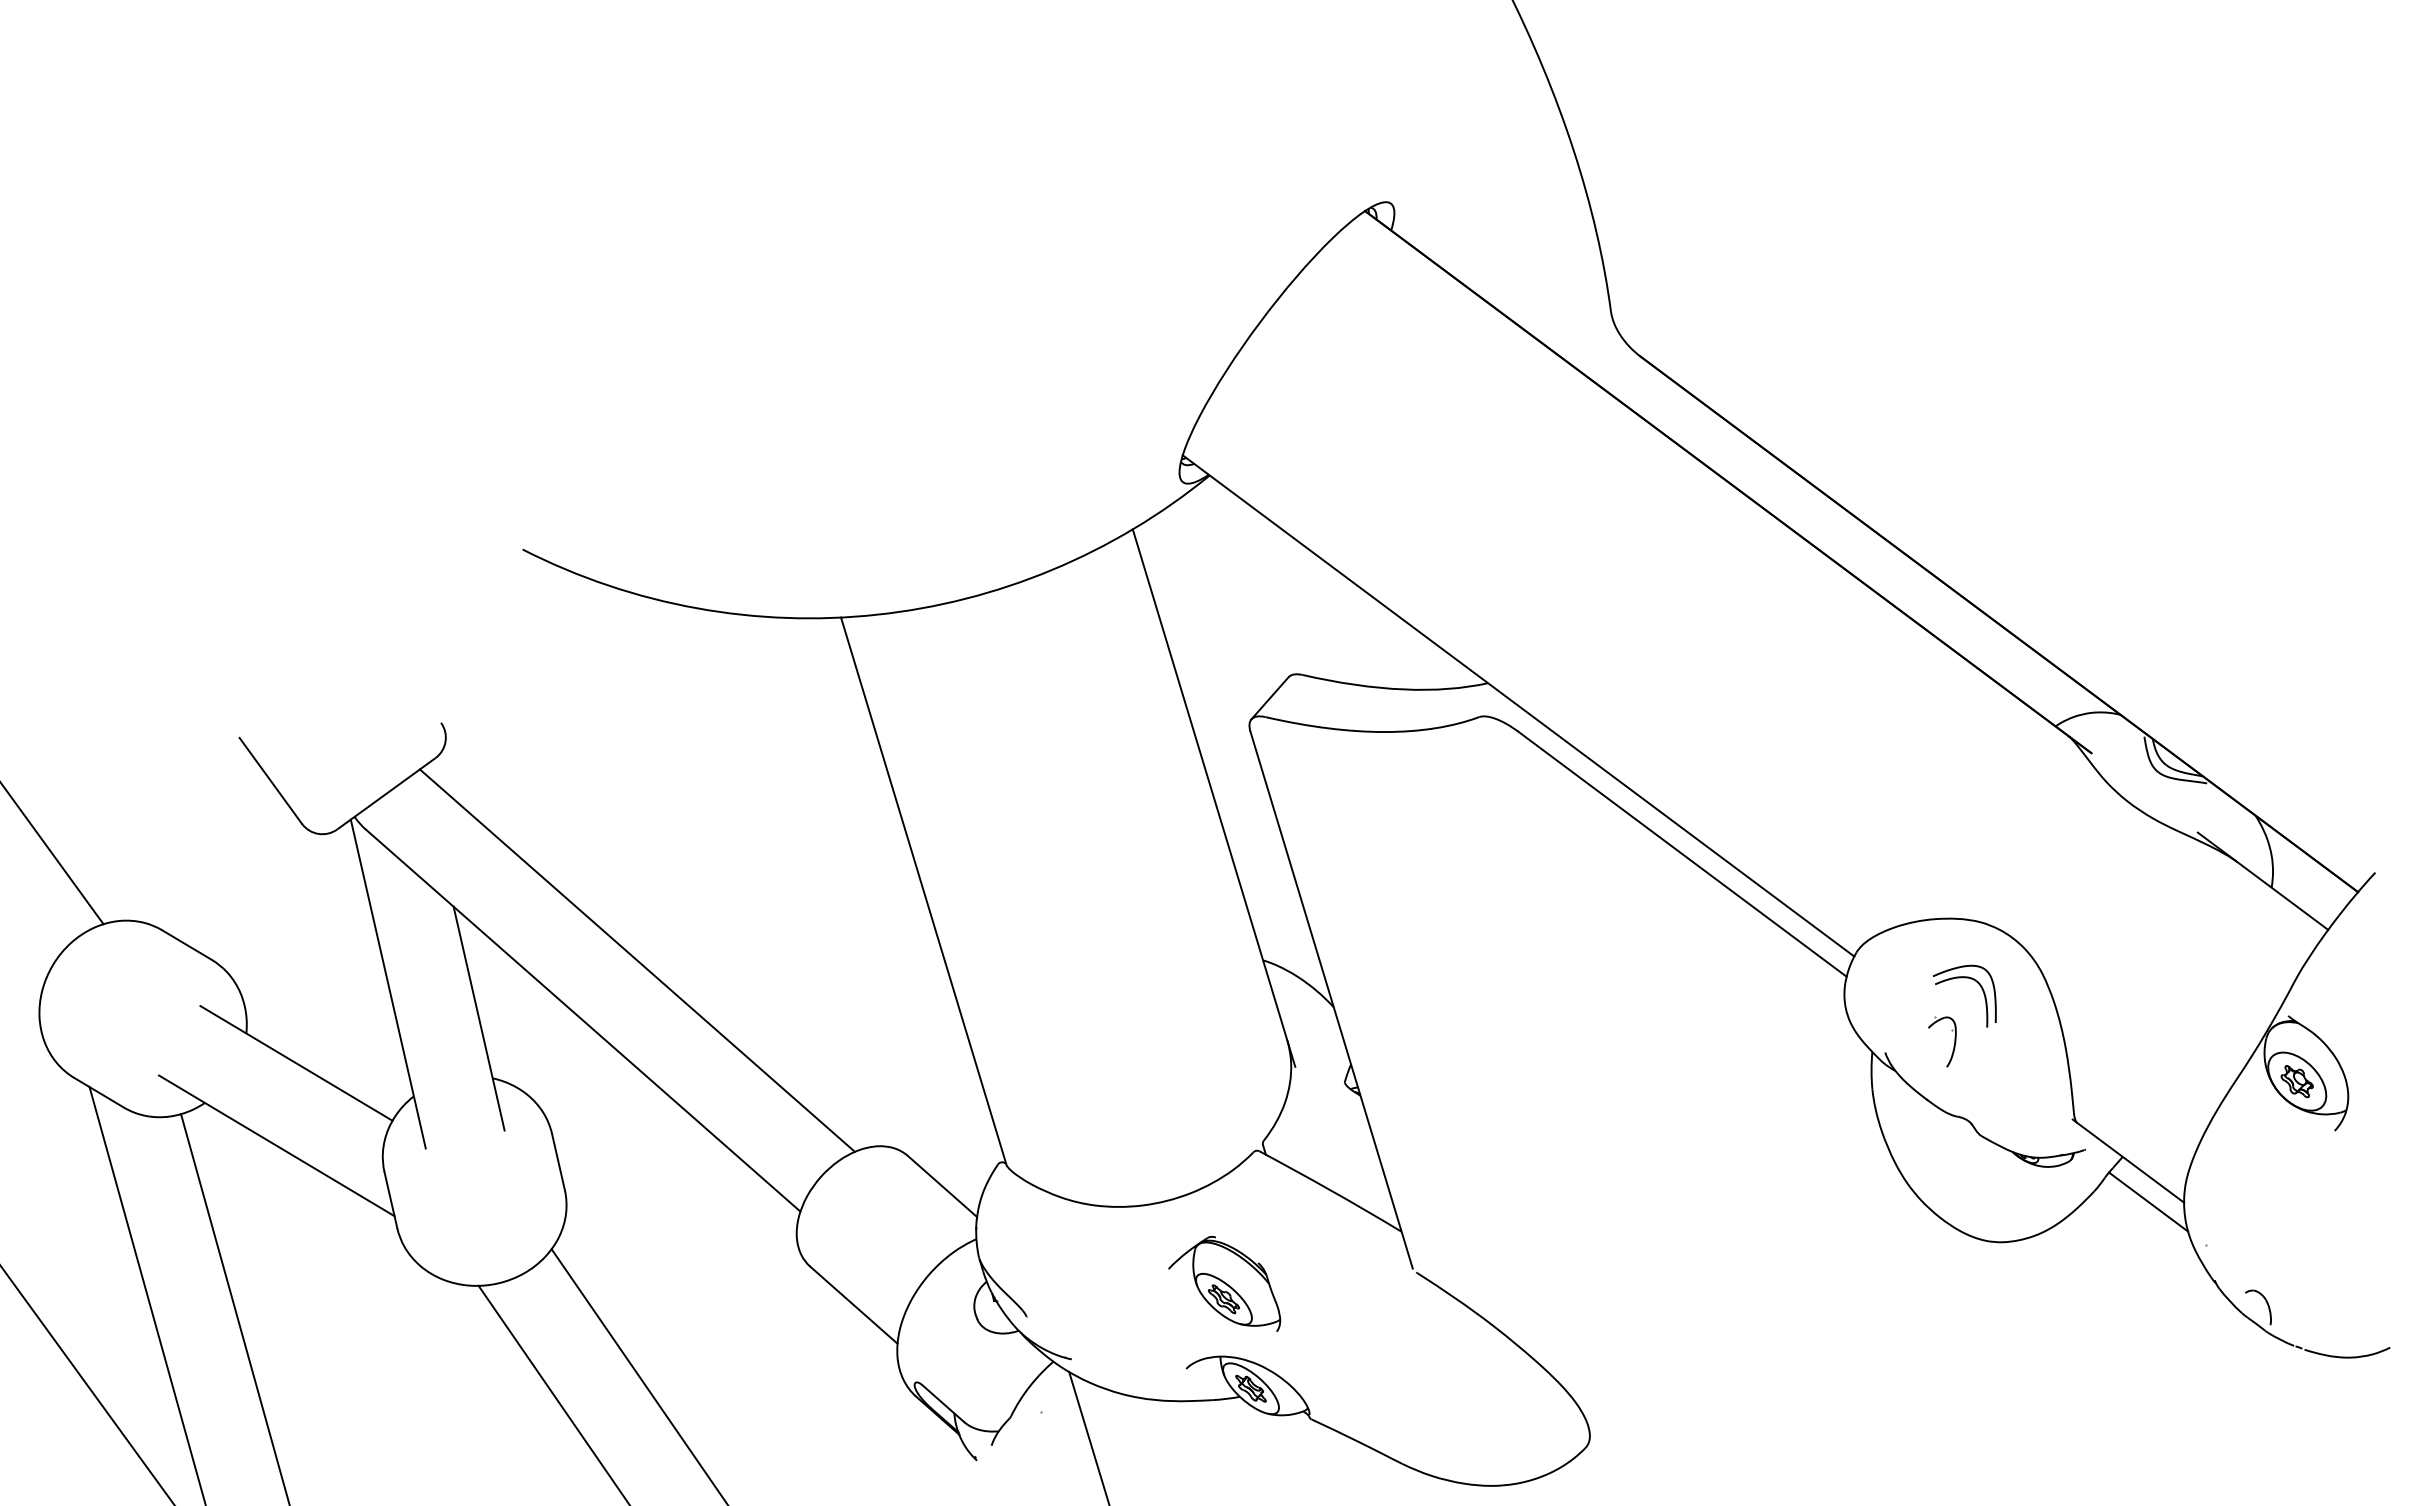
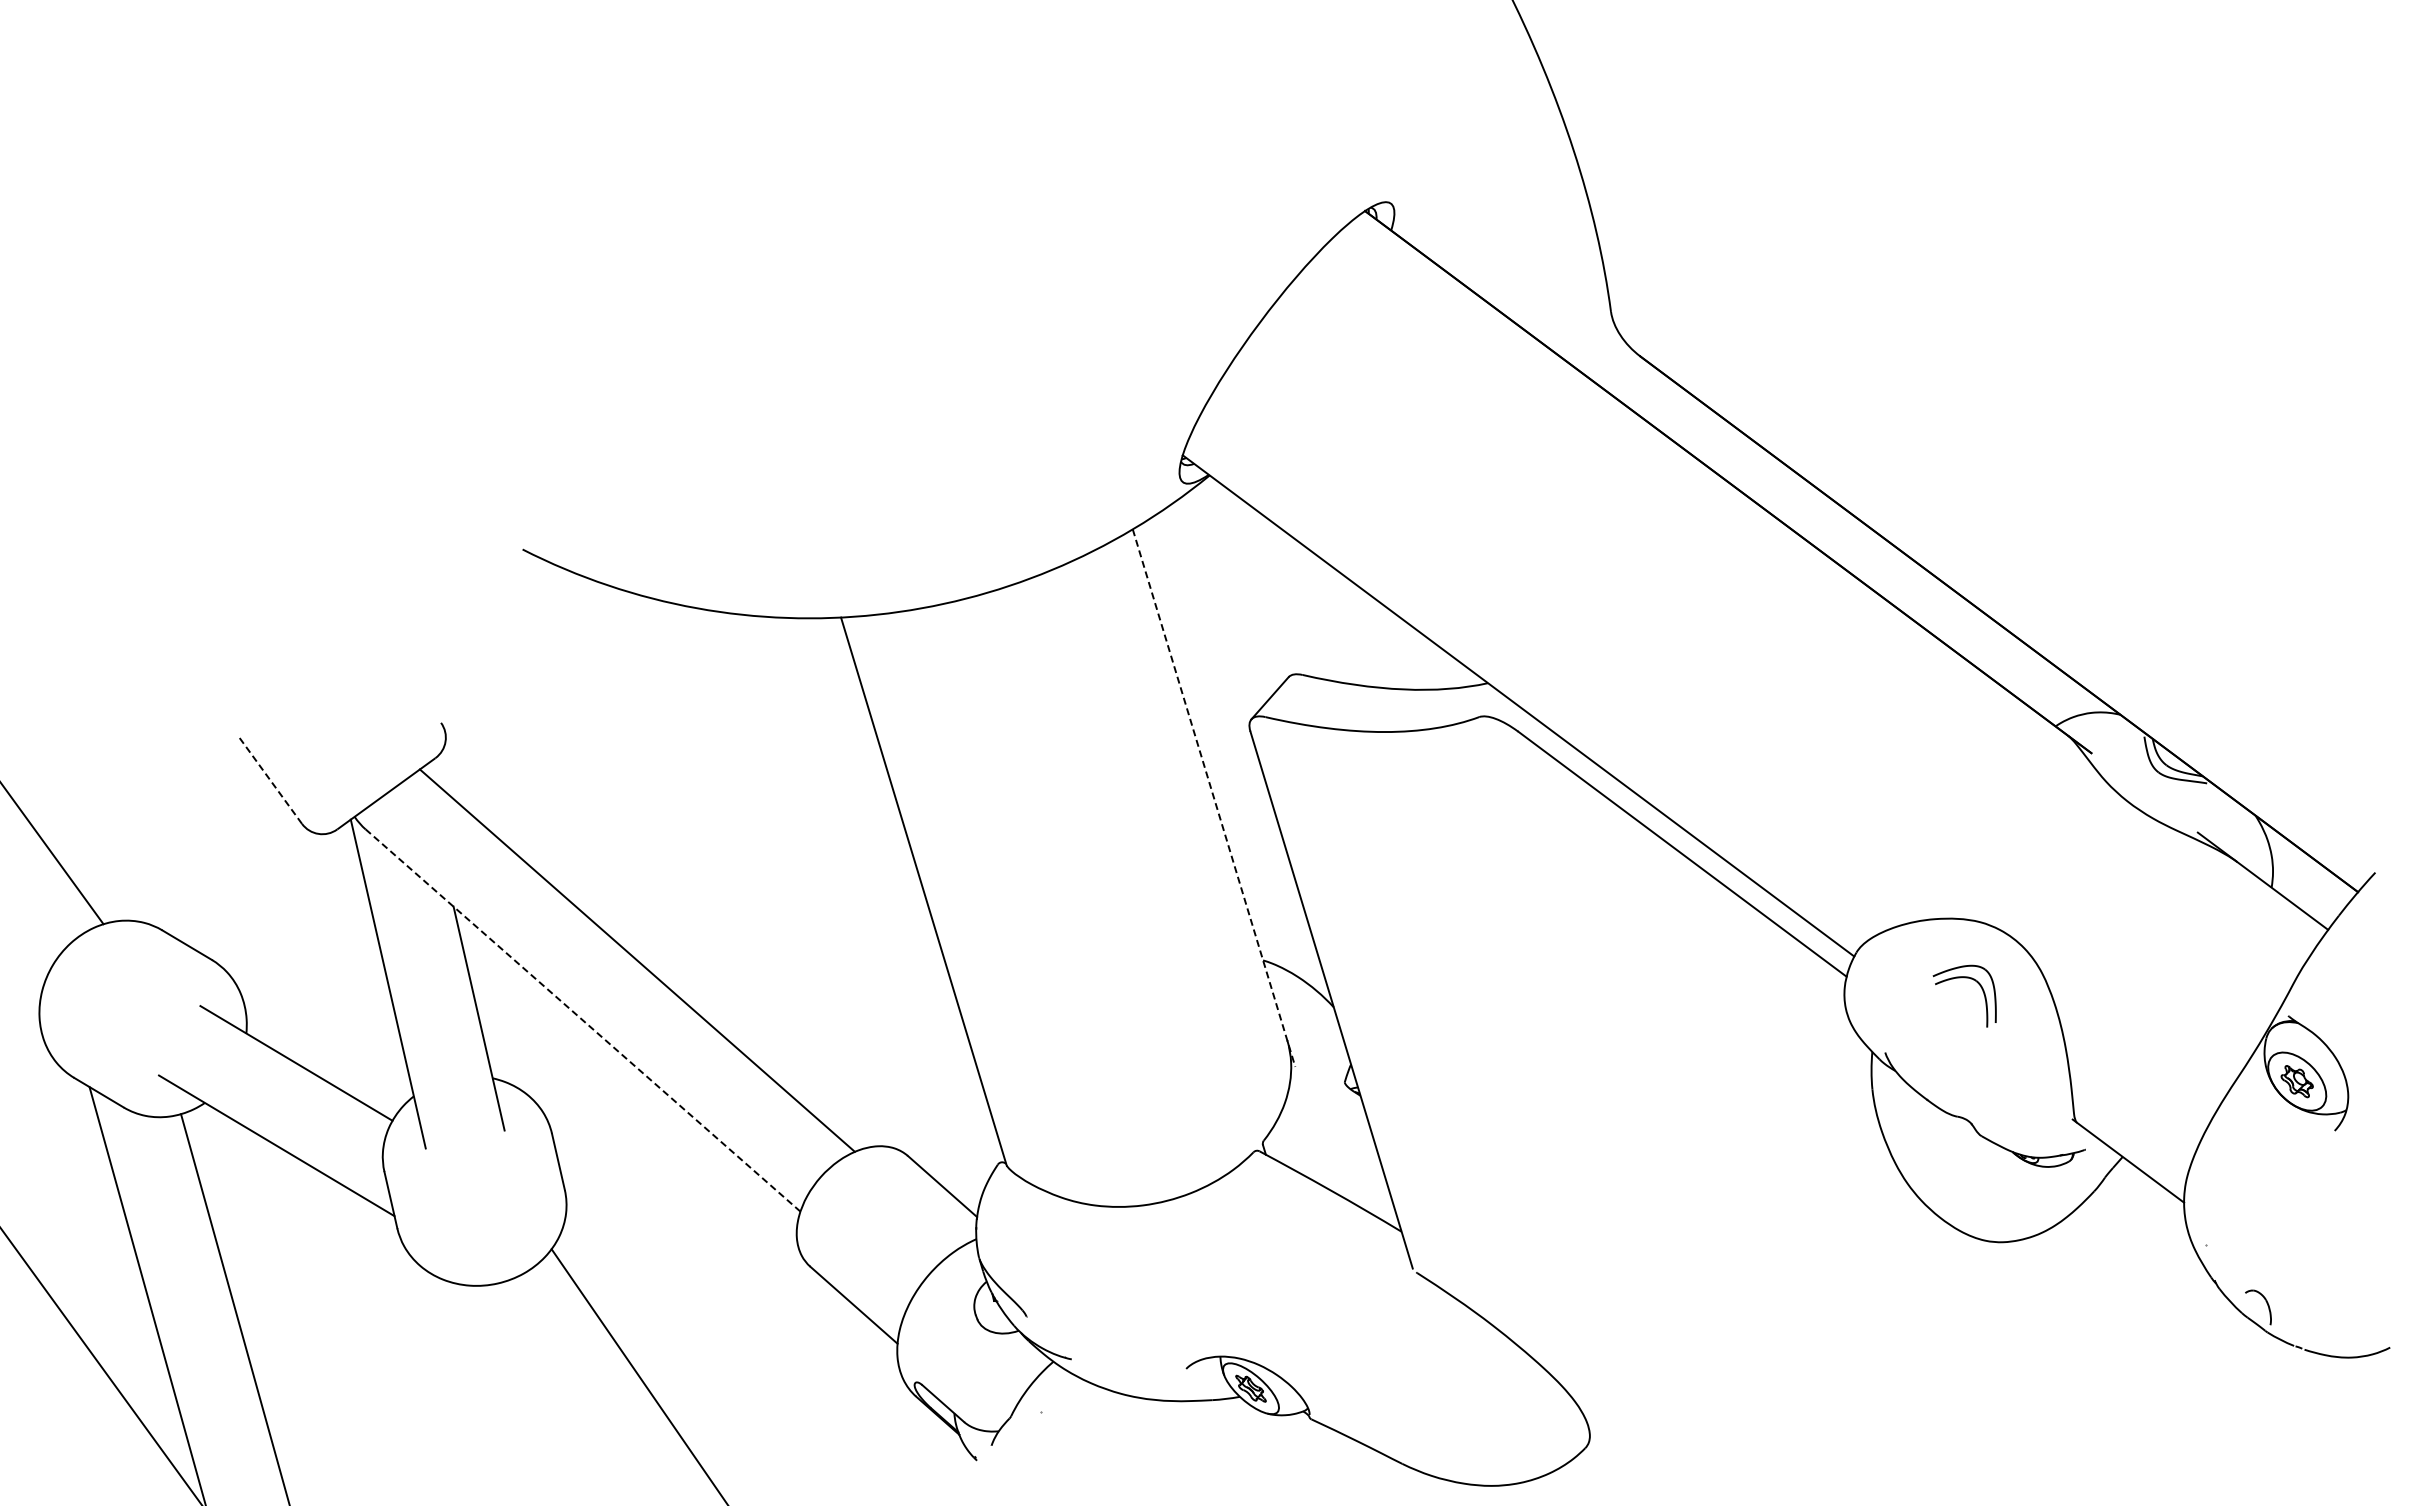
line: solid -> dashed (270, 780)
line: solid -> dashed (1214, 798)
line: solid -> dashed (582, 1020)
part: present -> none (1953, 1045)
line: present -> none (2148, 1201)
part: present -> none (1224, 1283)
line position: (87, 1385) -> (101, 1366) (101, 1366)
line: present -> none (552, 1393)
line: present -> none (1088, 1437)
